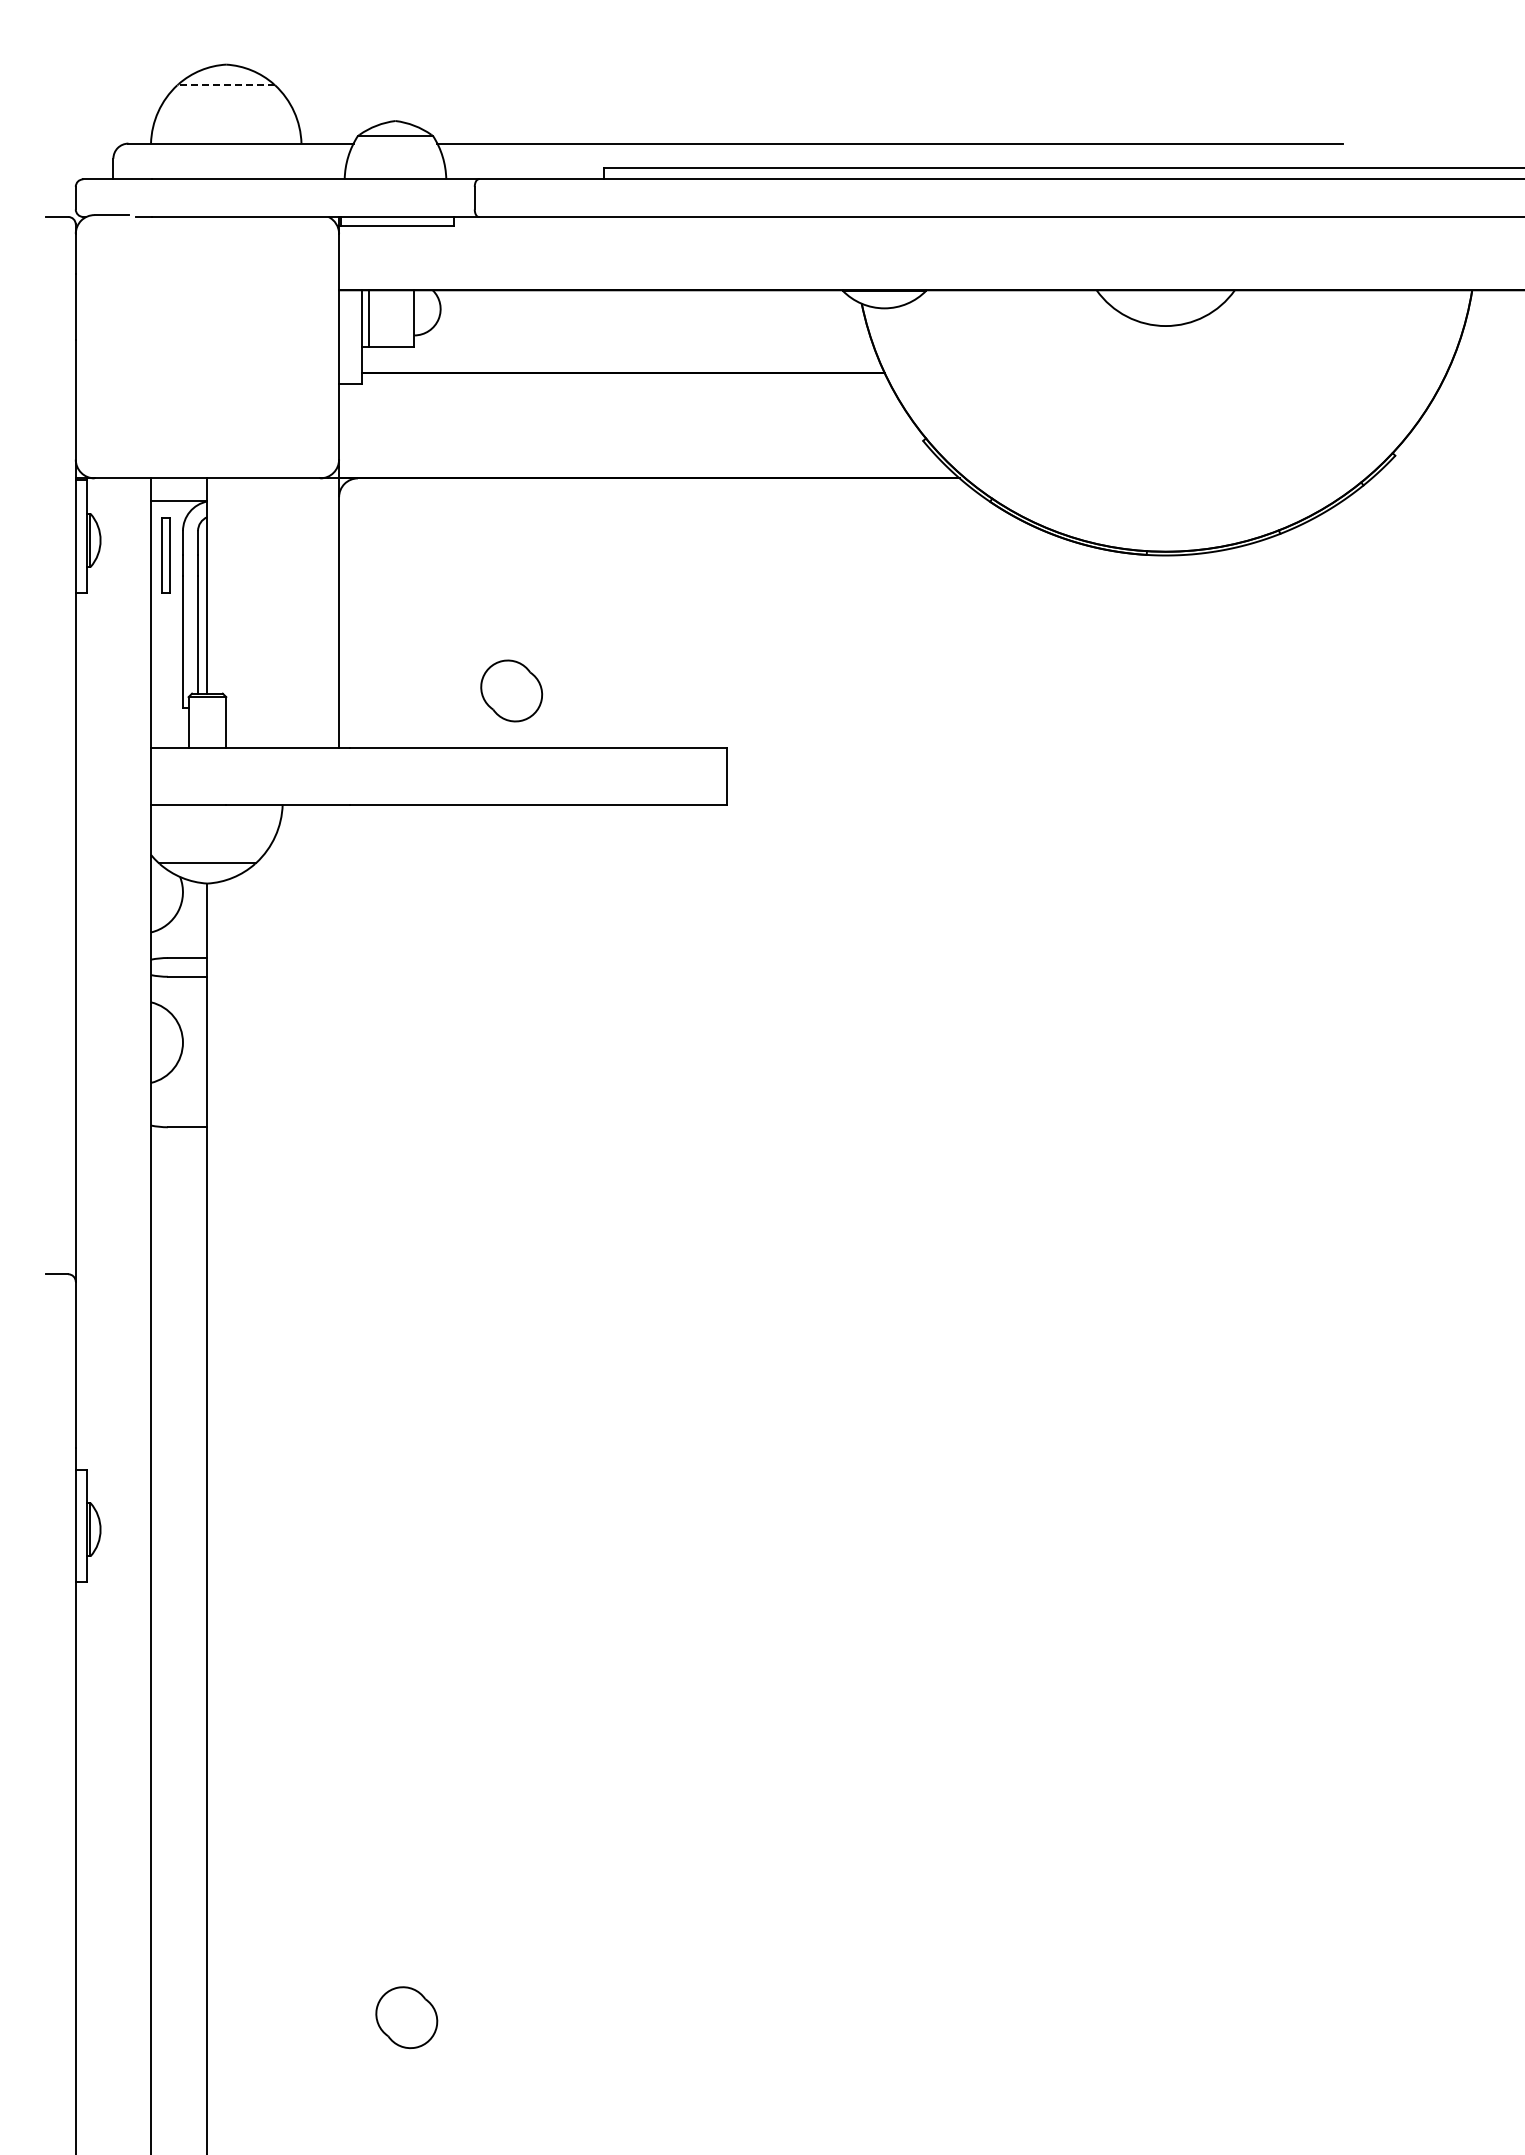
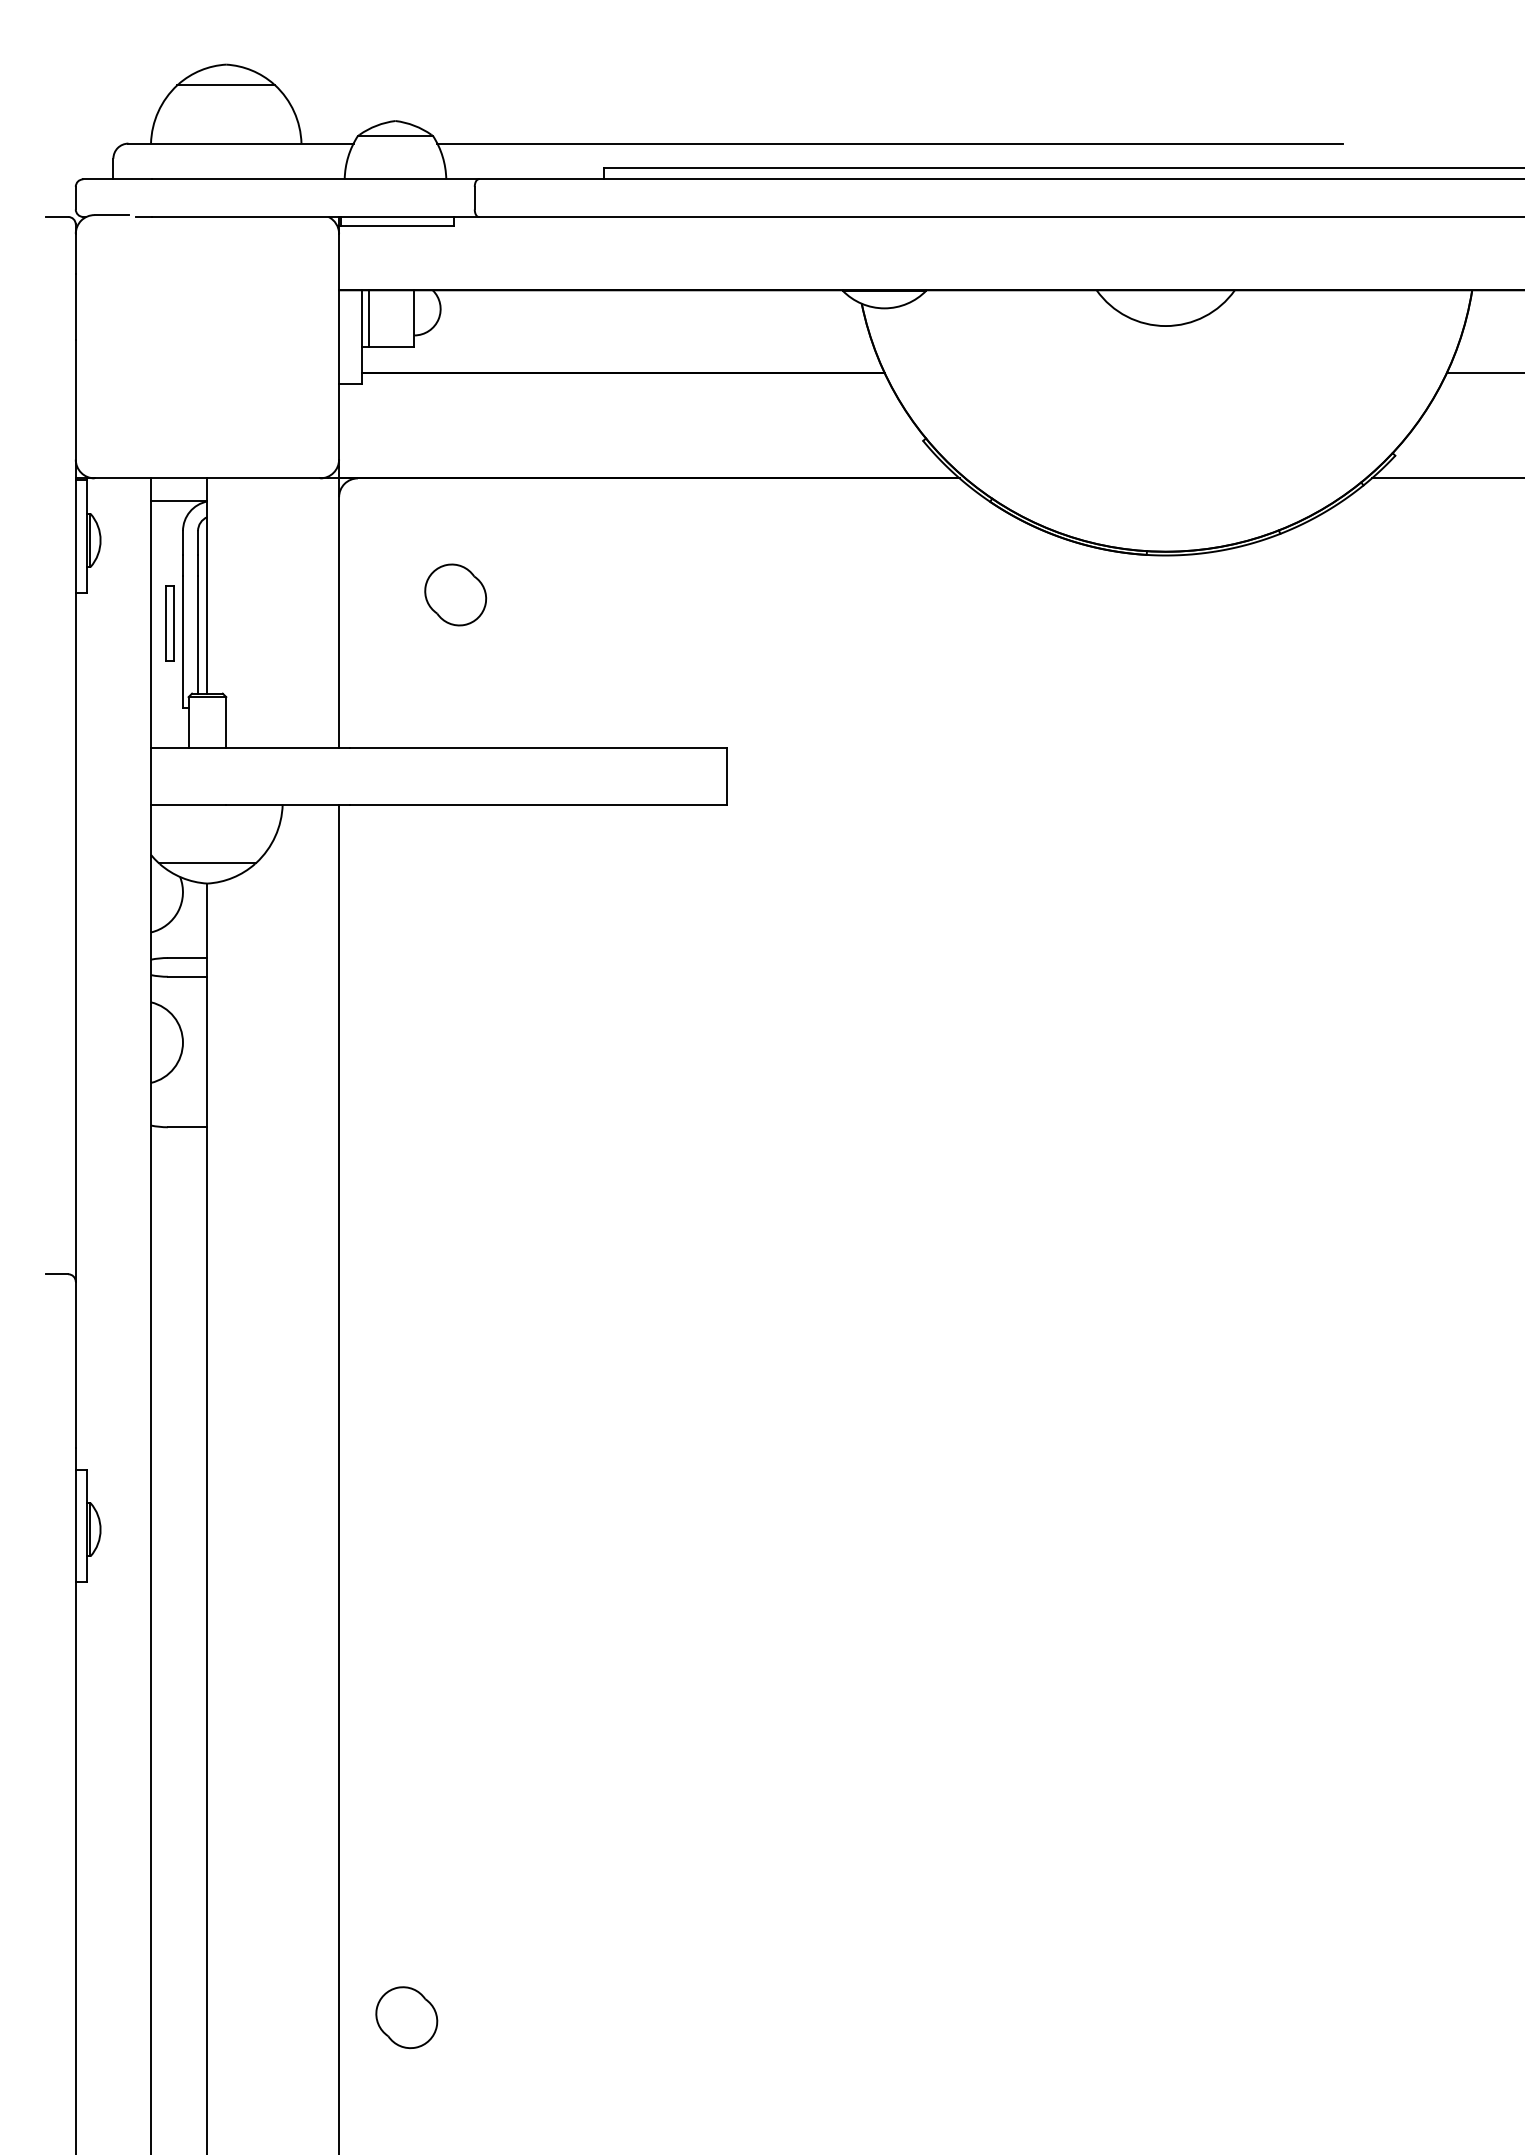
line: dashed -> solid (226, 85)
line: none -> present (1484, 372)
line: none -> present (1446, 478)
part position: (165, 555) -> (169, 623) (169, 623)
part position: (511, 690) -> (455, 594) (455, 594)
line: none -> present (339, 1477)
